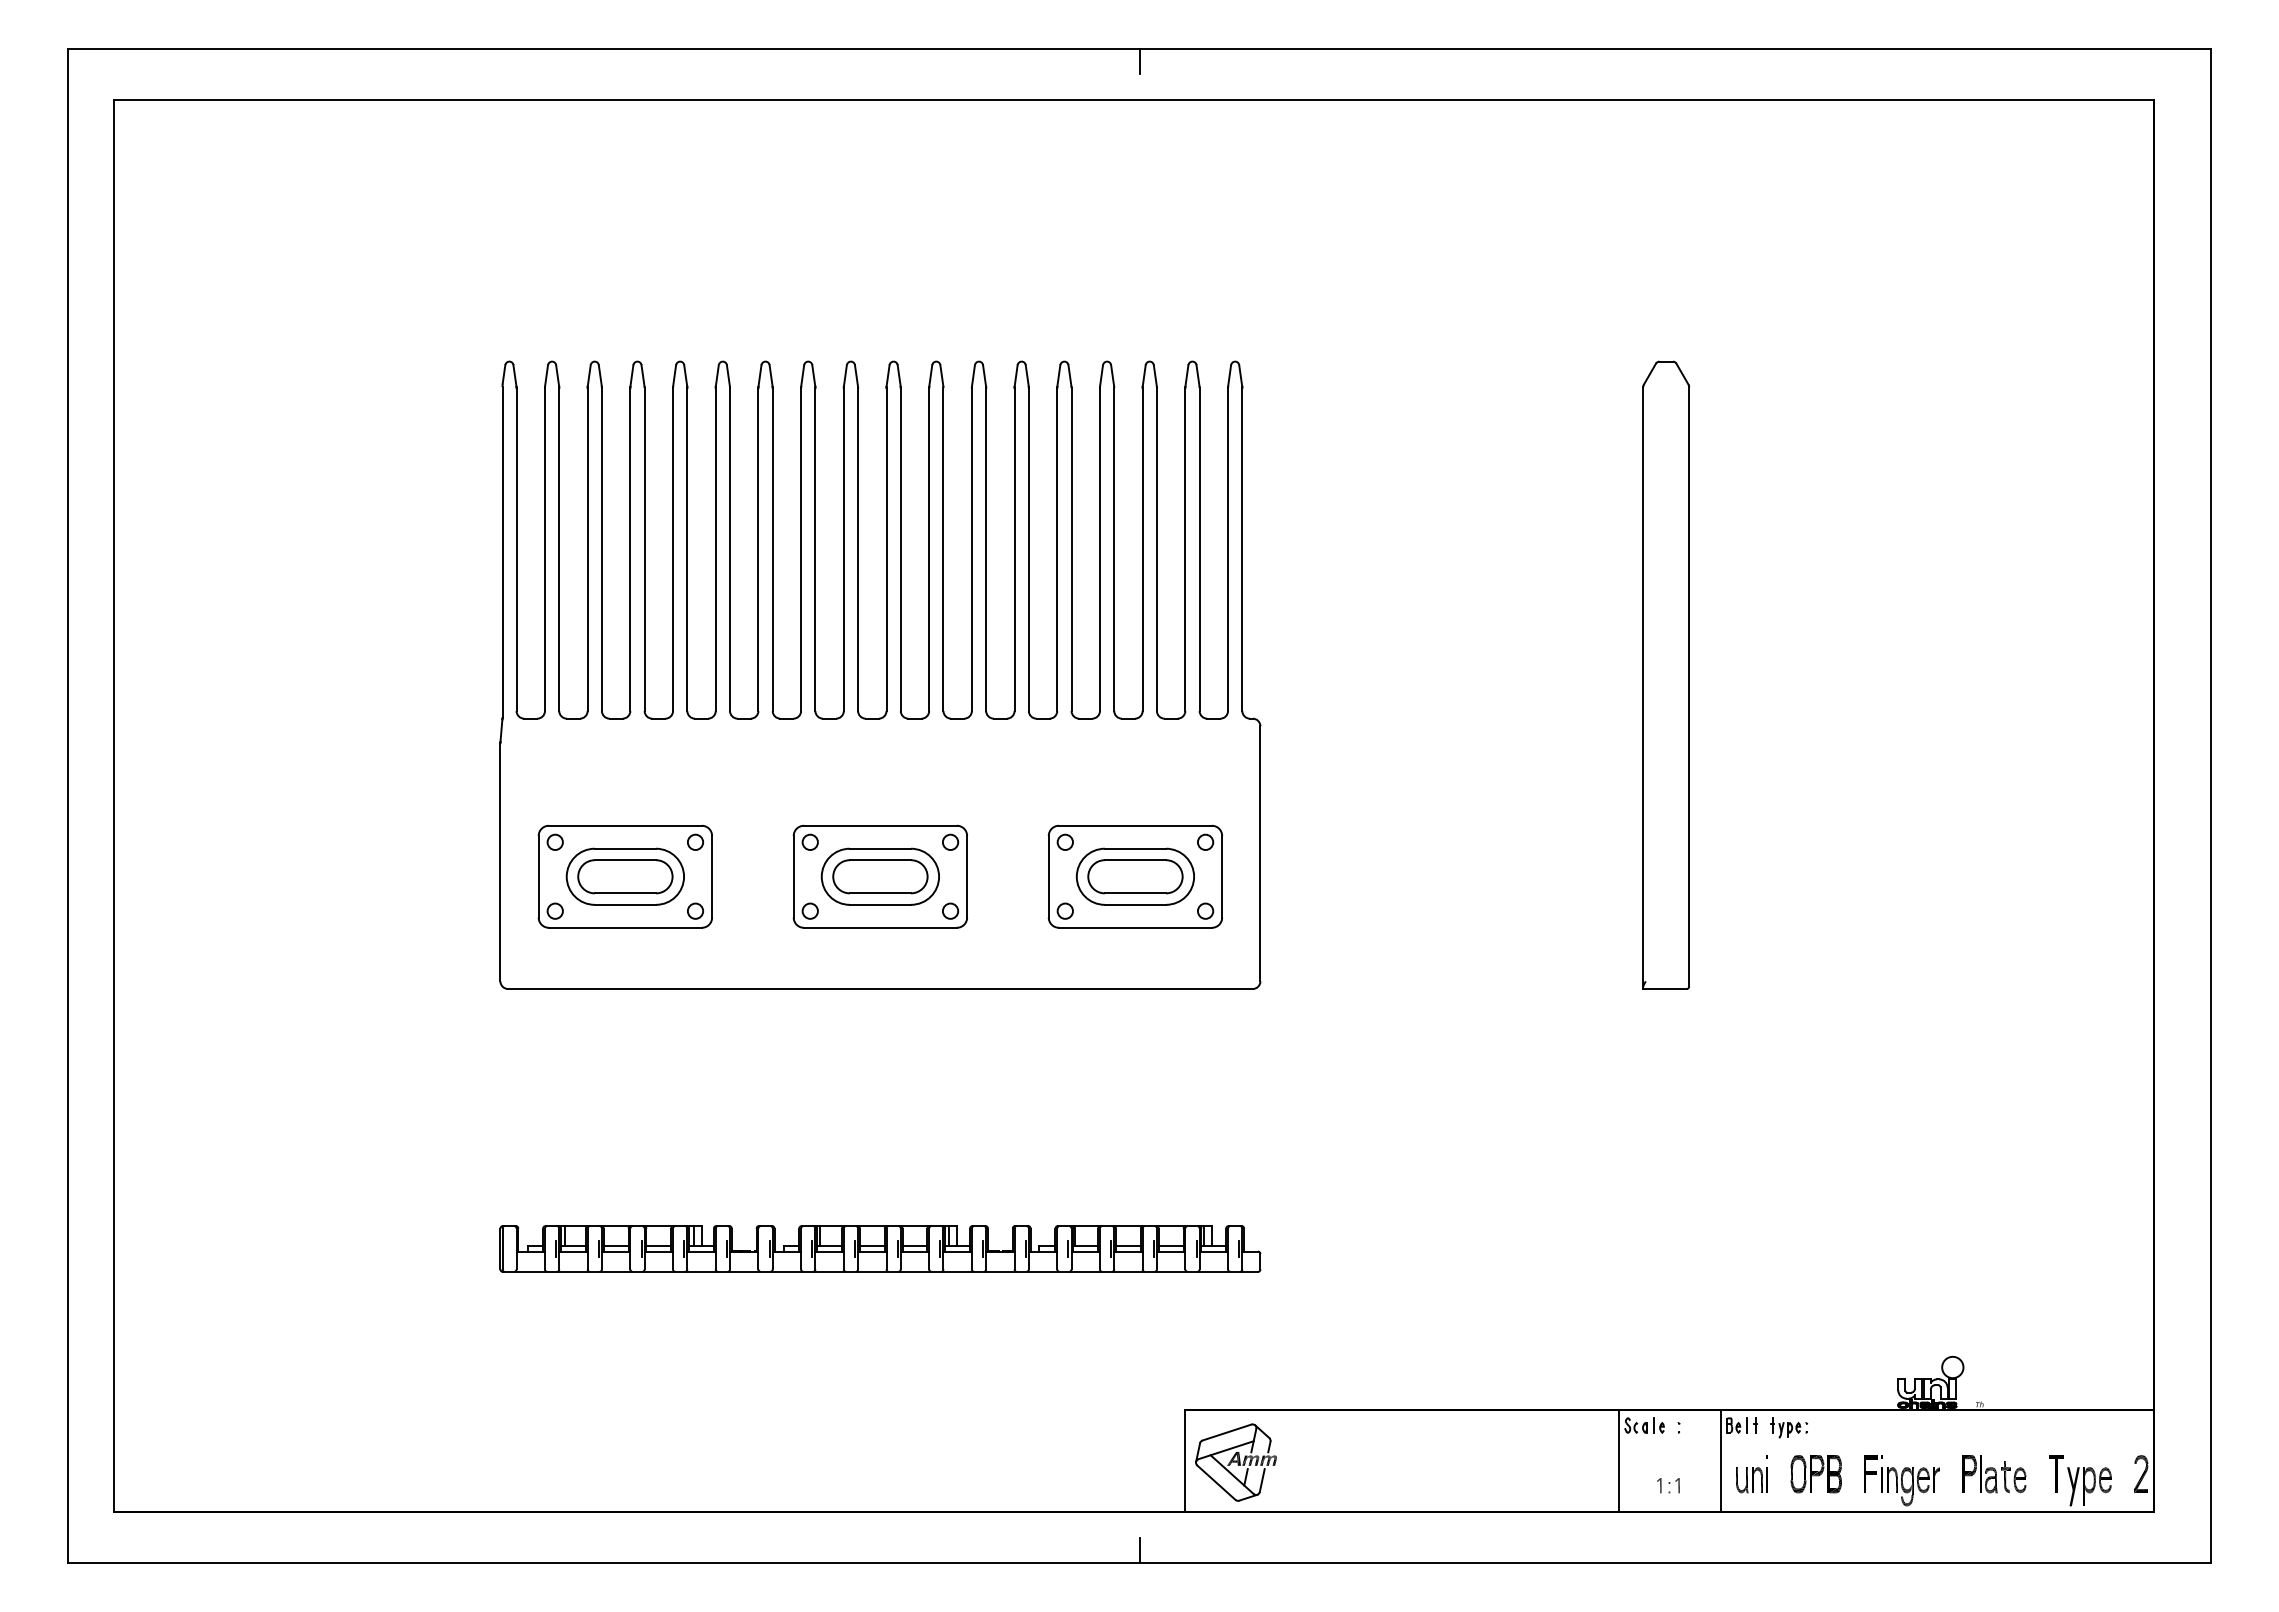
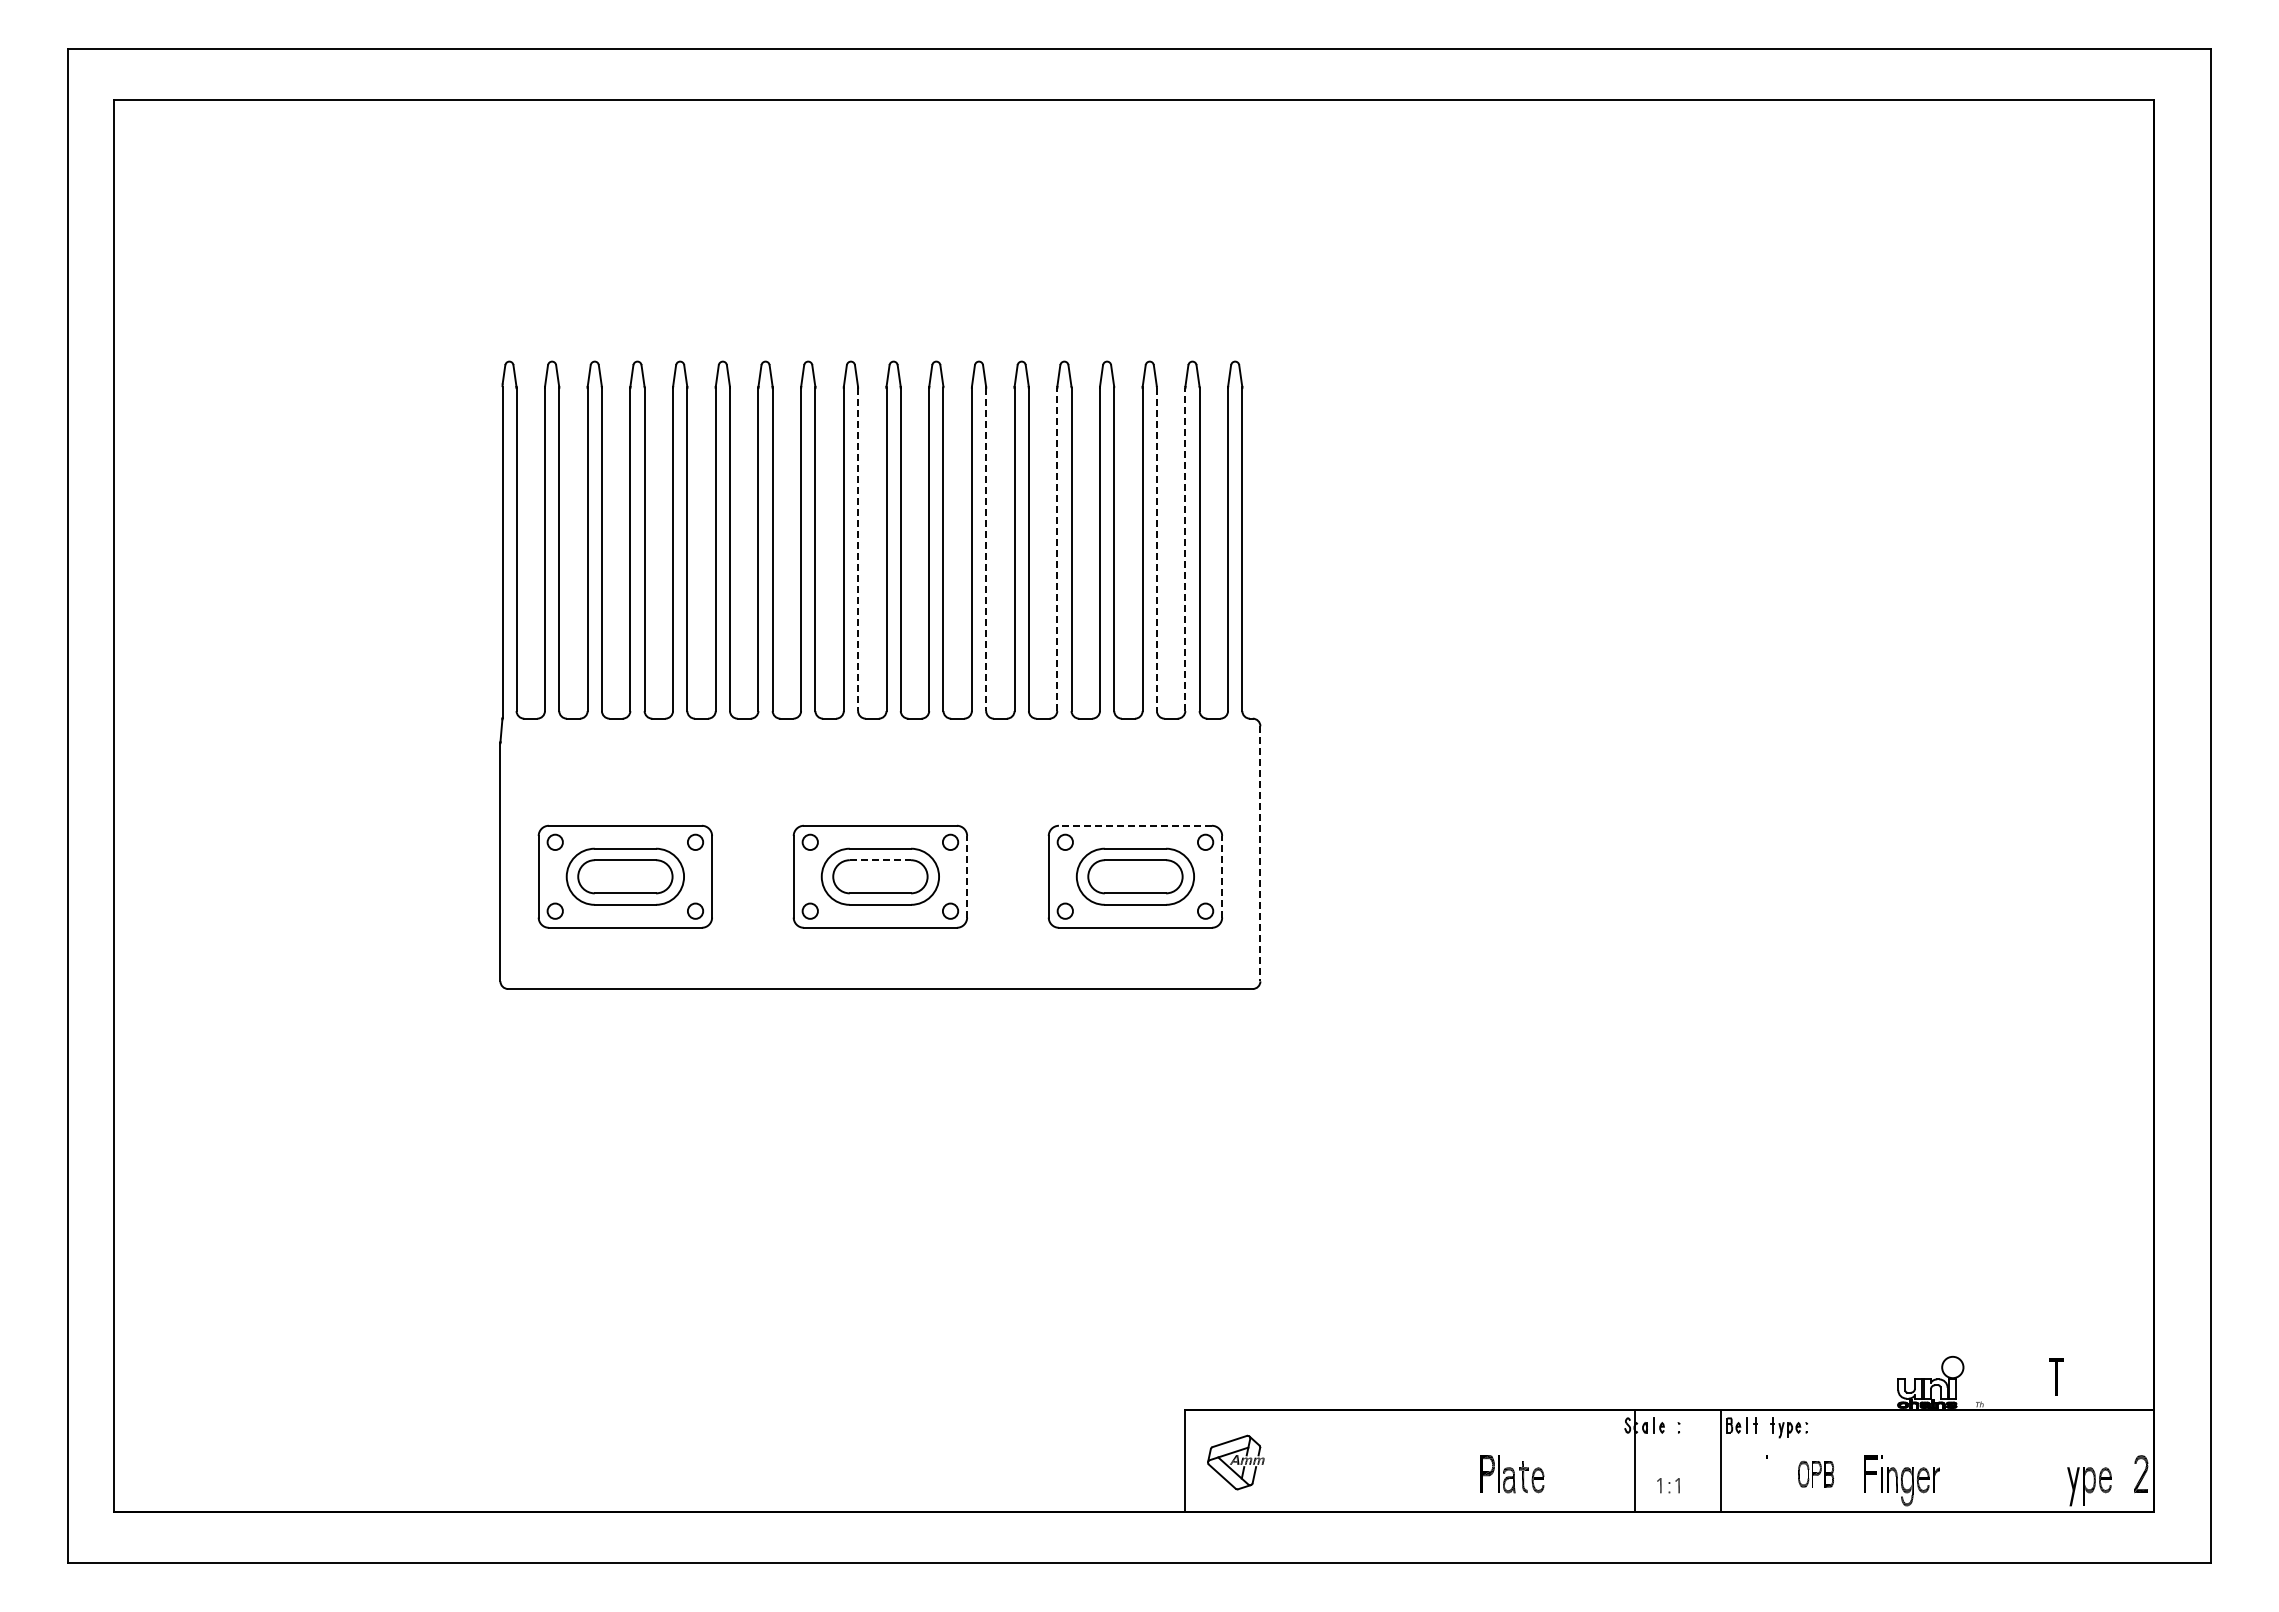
line: present -> none (1139, 61)
line: solid -> dashed (1057, 549)
line: solid -> dashed (1185, 549)
line: solid -> dashed (858, 550)
line: solid -> dashed (986, 550)
line: solid -> dashed (1156, 550)
part: present -> none (1665, 674)
line: solid -> dashed (1135, 825)
line: solid -> dashed (1260, 853)
line: solid -> dashed (880, 860)
line: solid -> dashed (967, 876)
line: solid -> dashed (1222, 876)
part: present -> none (880, 1248)
line position: (1618, 1461) -> (1634, 1461) (1634, 1461)
part size: 82x79 px -> 58x57 px (1235, 1462)
part position: (2056, 1473) -> (2056, 1376) (2056, 1376)
part size: 52x39 px -> 36x27 px (1815, 1474)
part position: (1994, 1474) -> (1512, 1474) (1512, 1474)
part: present -> none (1751, 1480)
line: present -> none (1139, 1550)
